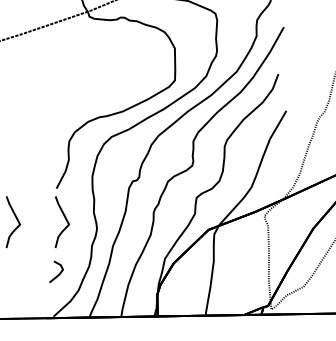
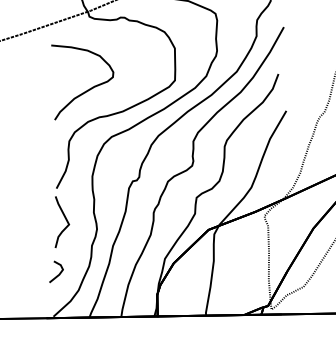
curve: none -> present (87, 89)
curve: present -> none (17, 221)
